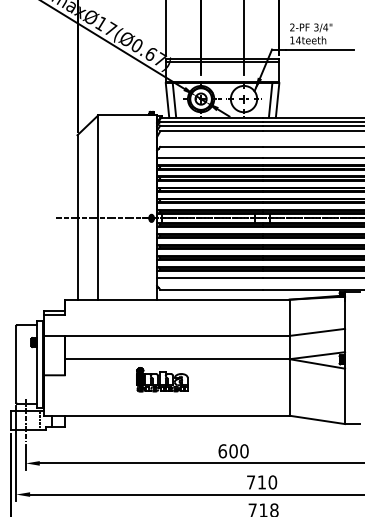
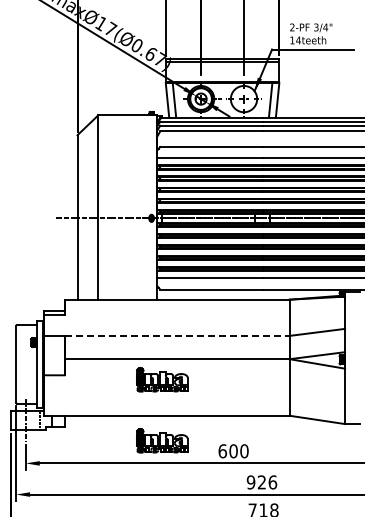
line: solid -> dashed (177, 335)
part: none -> present (162, 440)
text: 710 -> 926 (261, 482)
